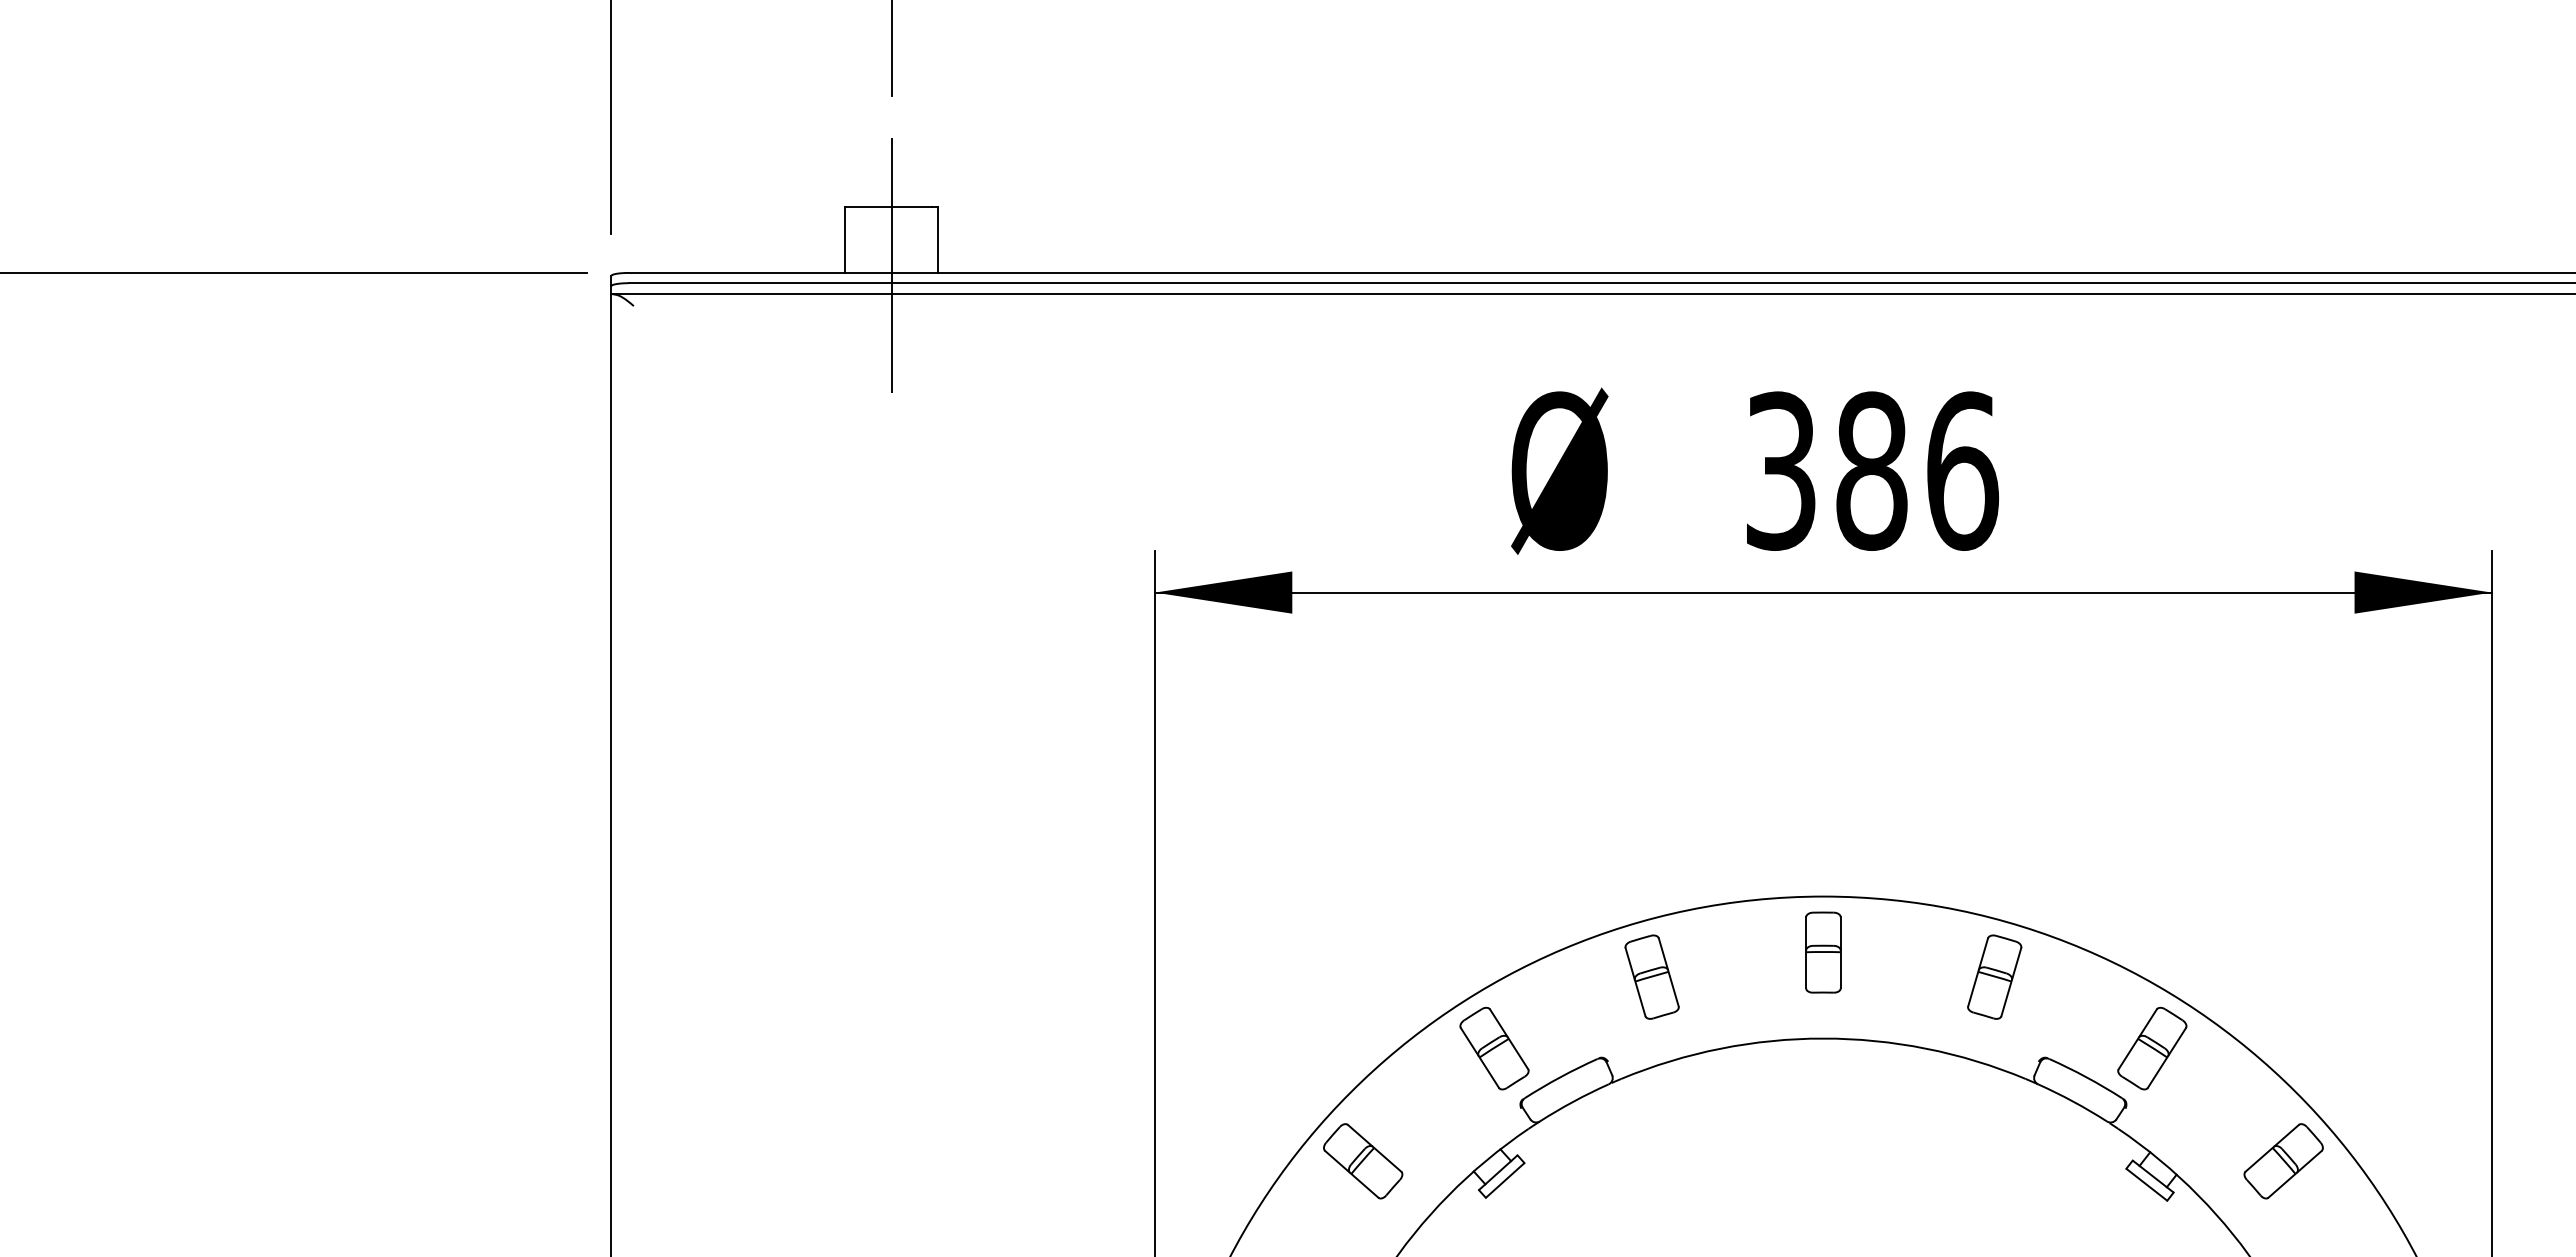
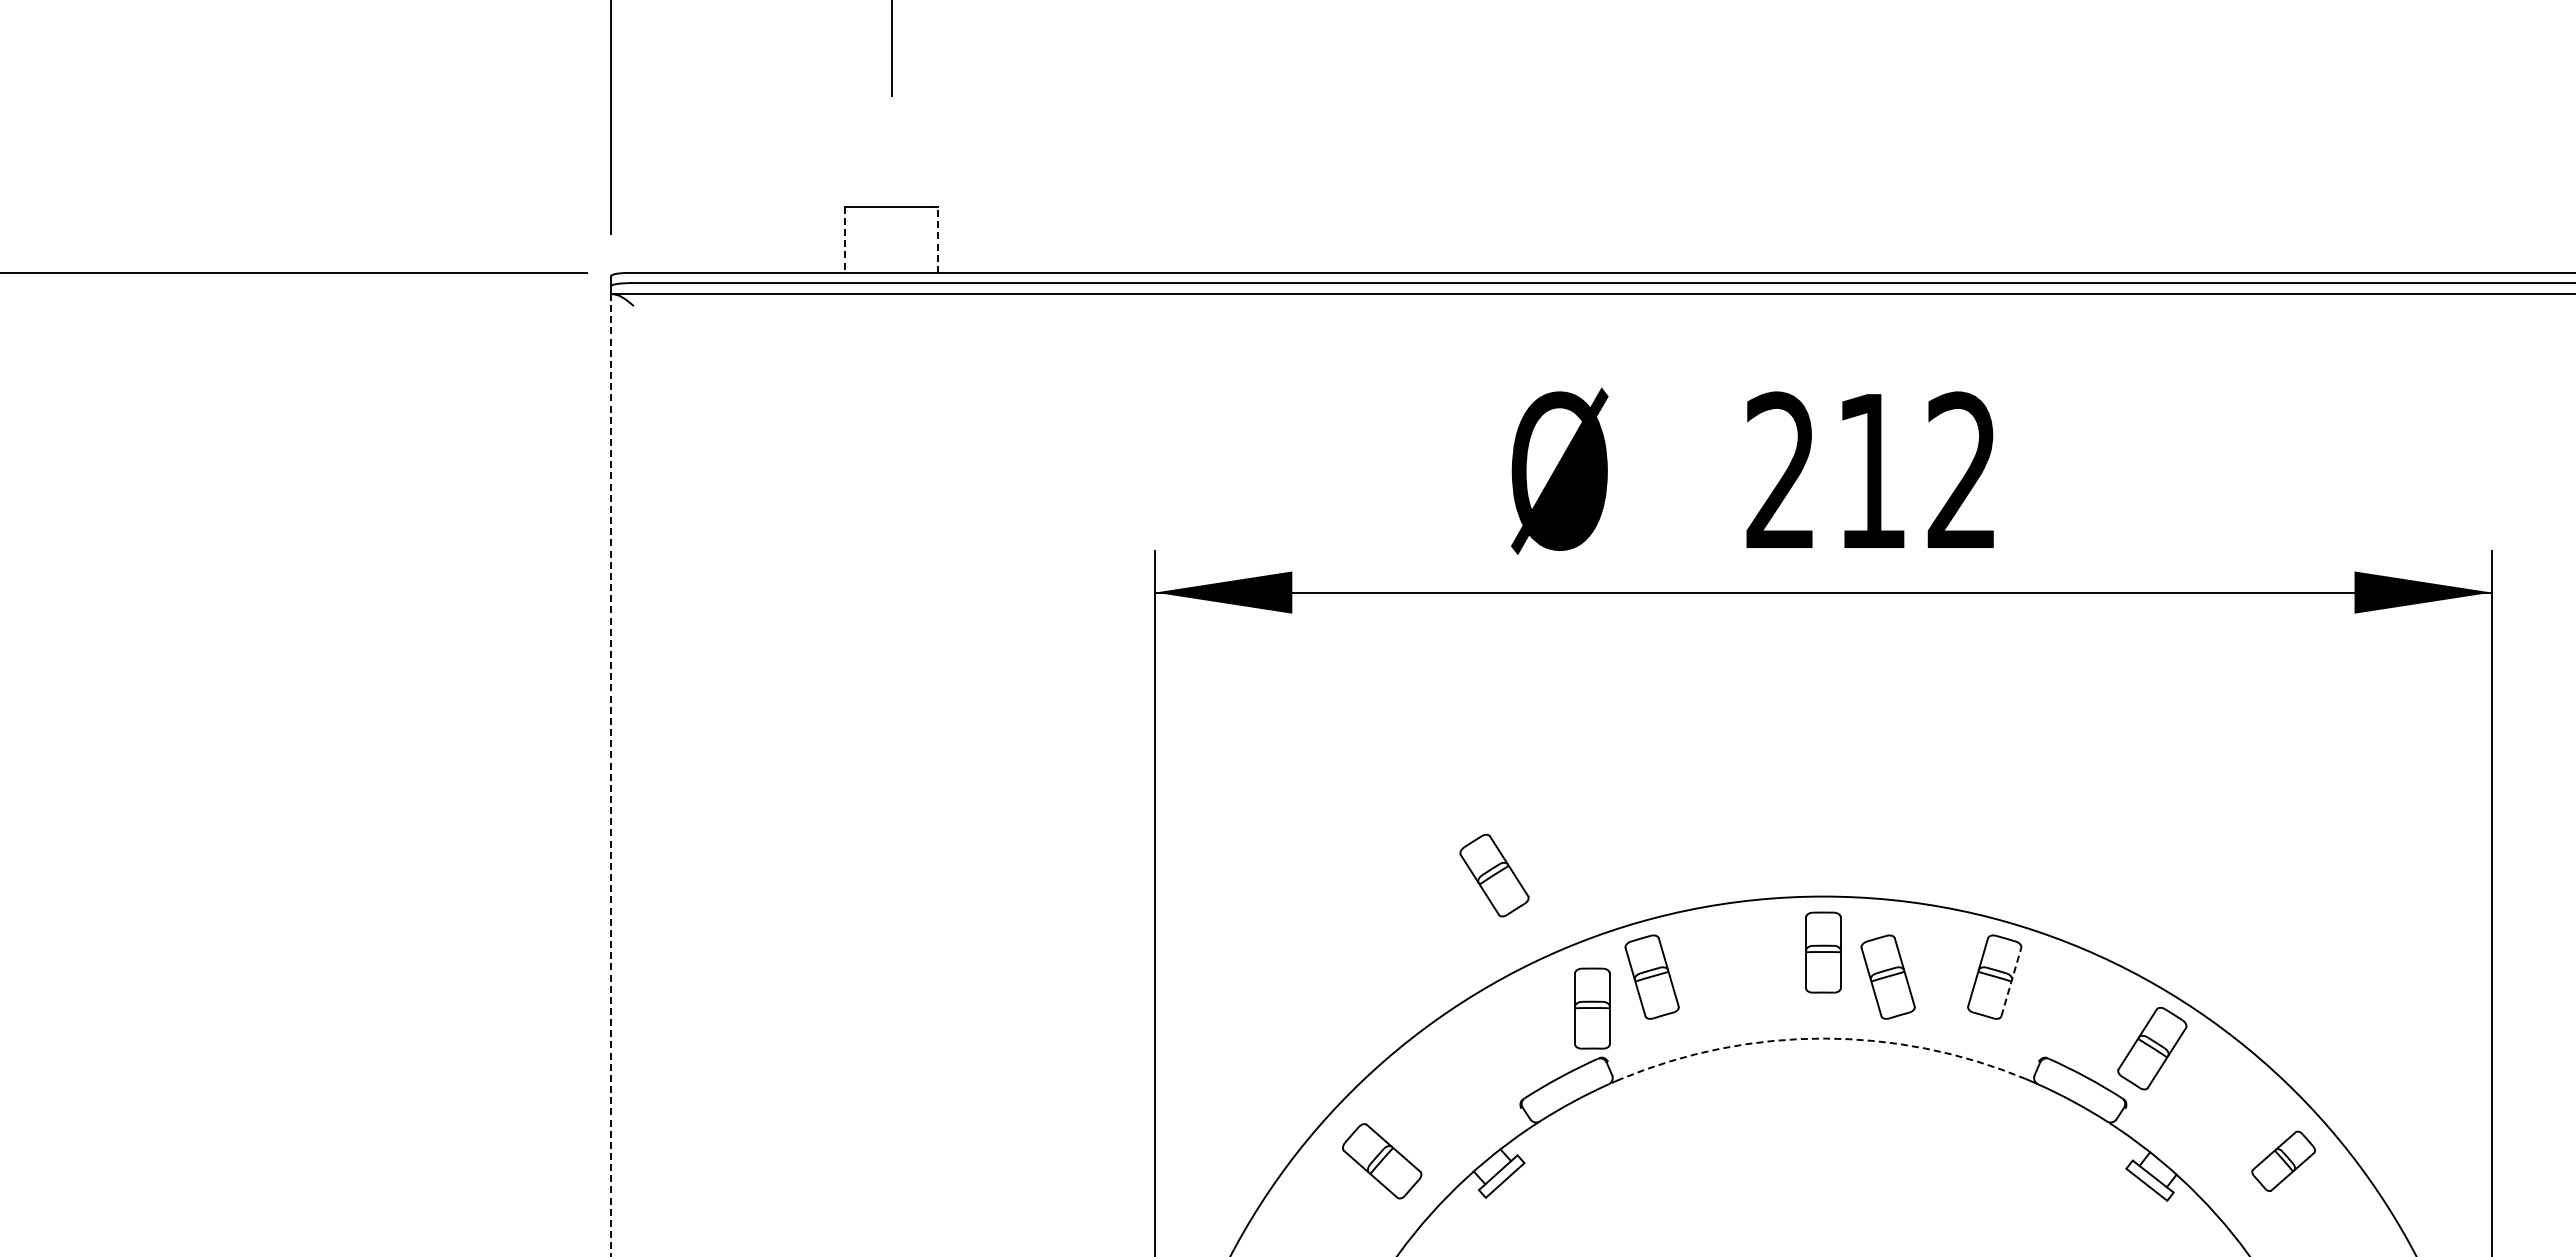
line: solid -> dashed (938, 239)
line: solid -> dashed (845, 240)
line: present -> none (891, 265)
text: 386 -> 212 (1872, 470)
line: solid -> dashed (611, 775)
part: none -> present (1887, 976)
line: solid -> dashed (2011, 981)
part: none -> present (1592, 1008)
arc: solid -> dashed (1823, 1038)
part position: (1494, 1048) -> (1494, 875) (1494, 875)
part position: (1363, 1161) -> (1382, 1161) (1382, 1161)
part size: 81x77 px -> 65x62 px (2283, 1160)
